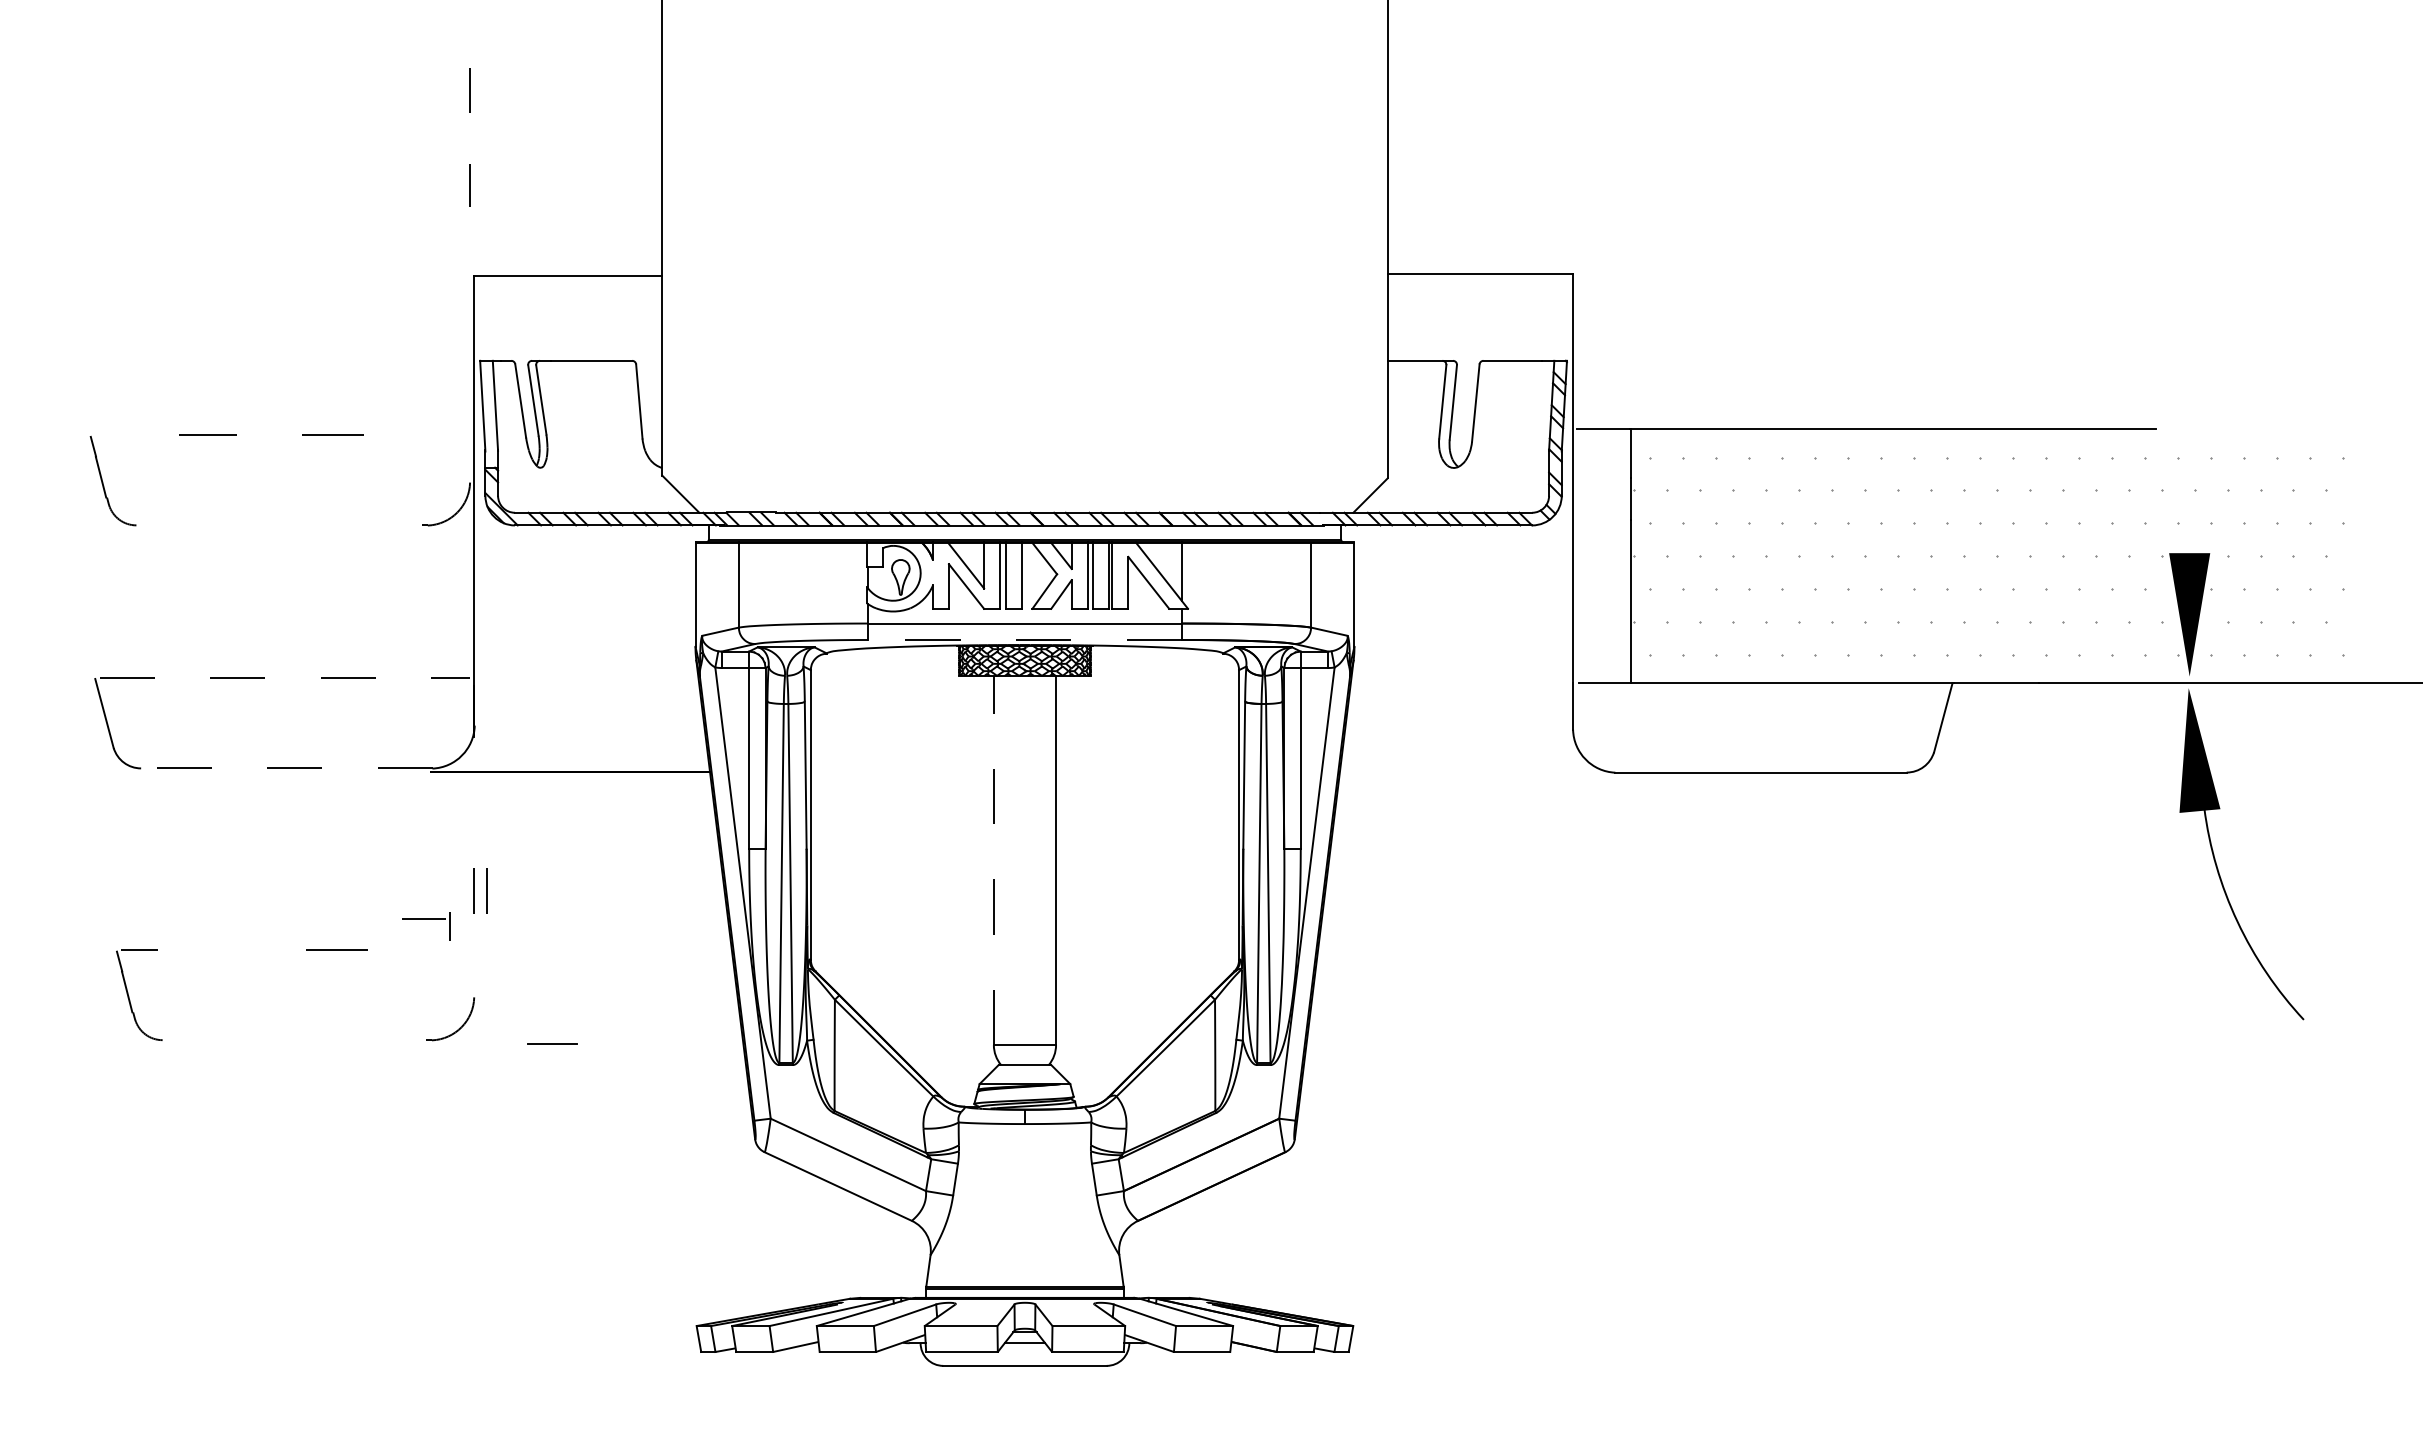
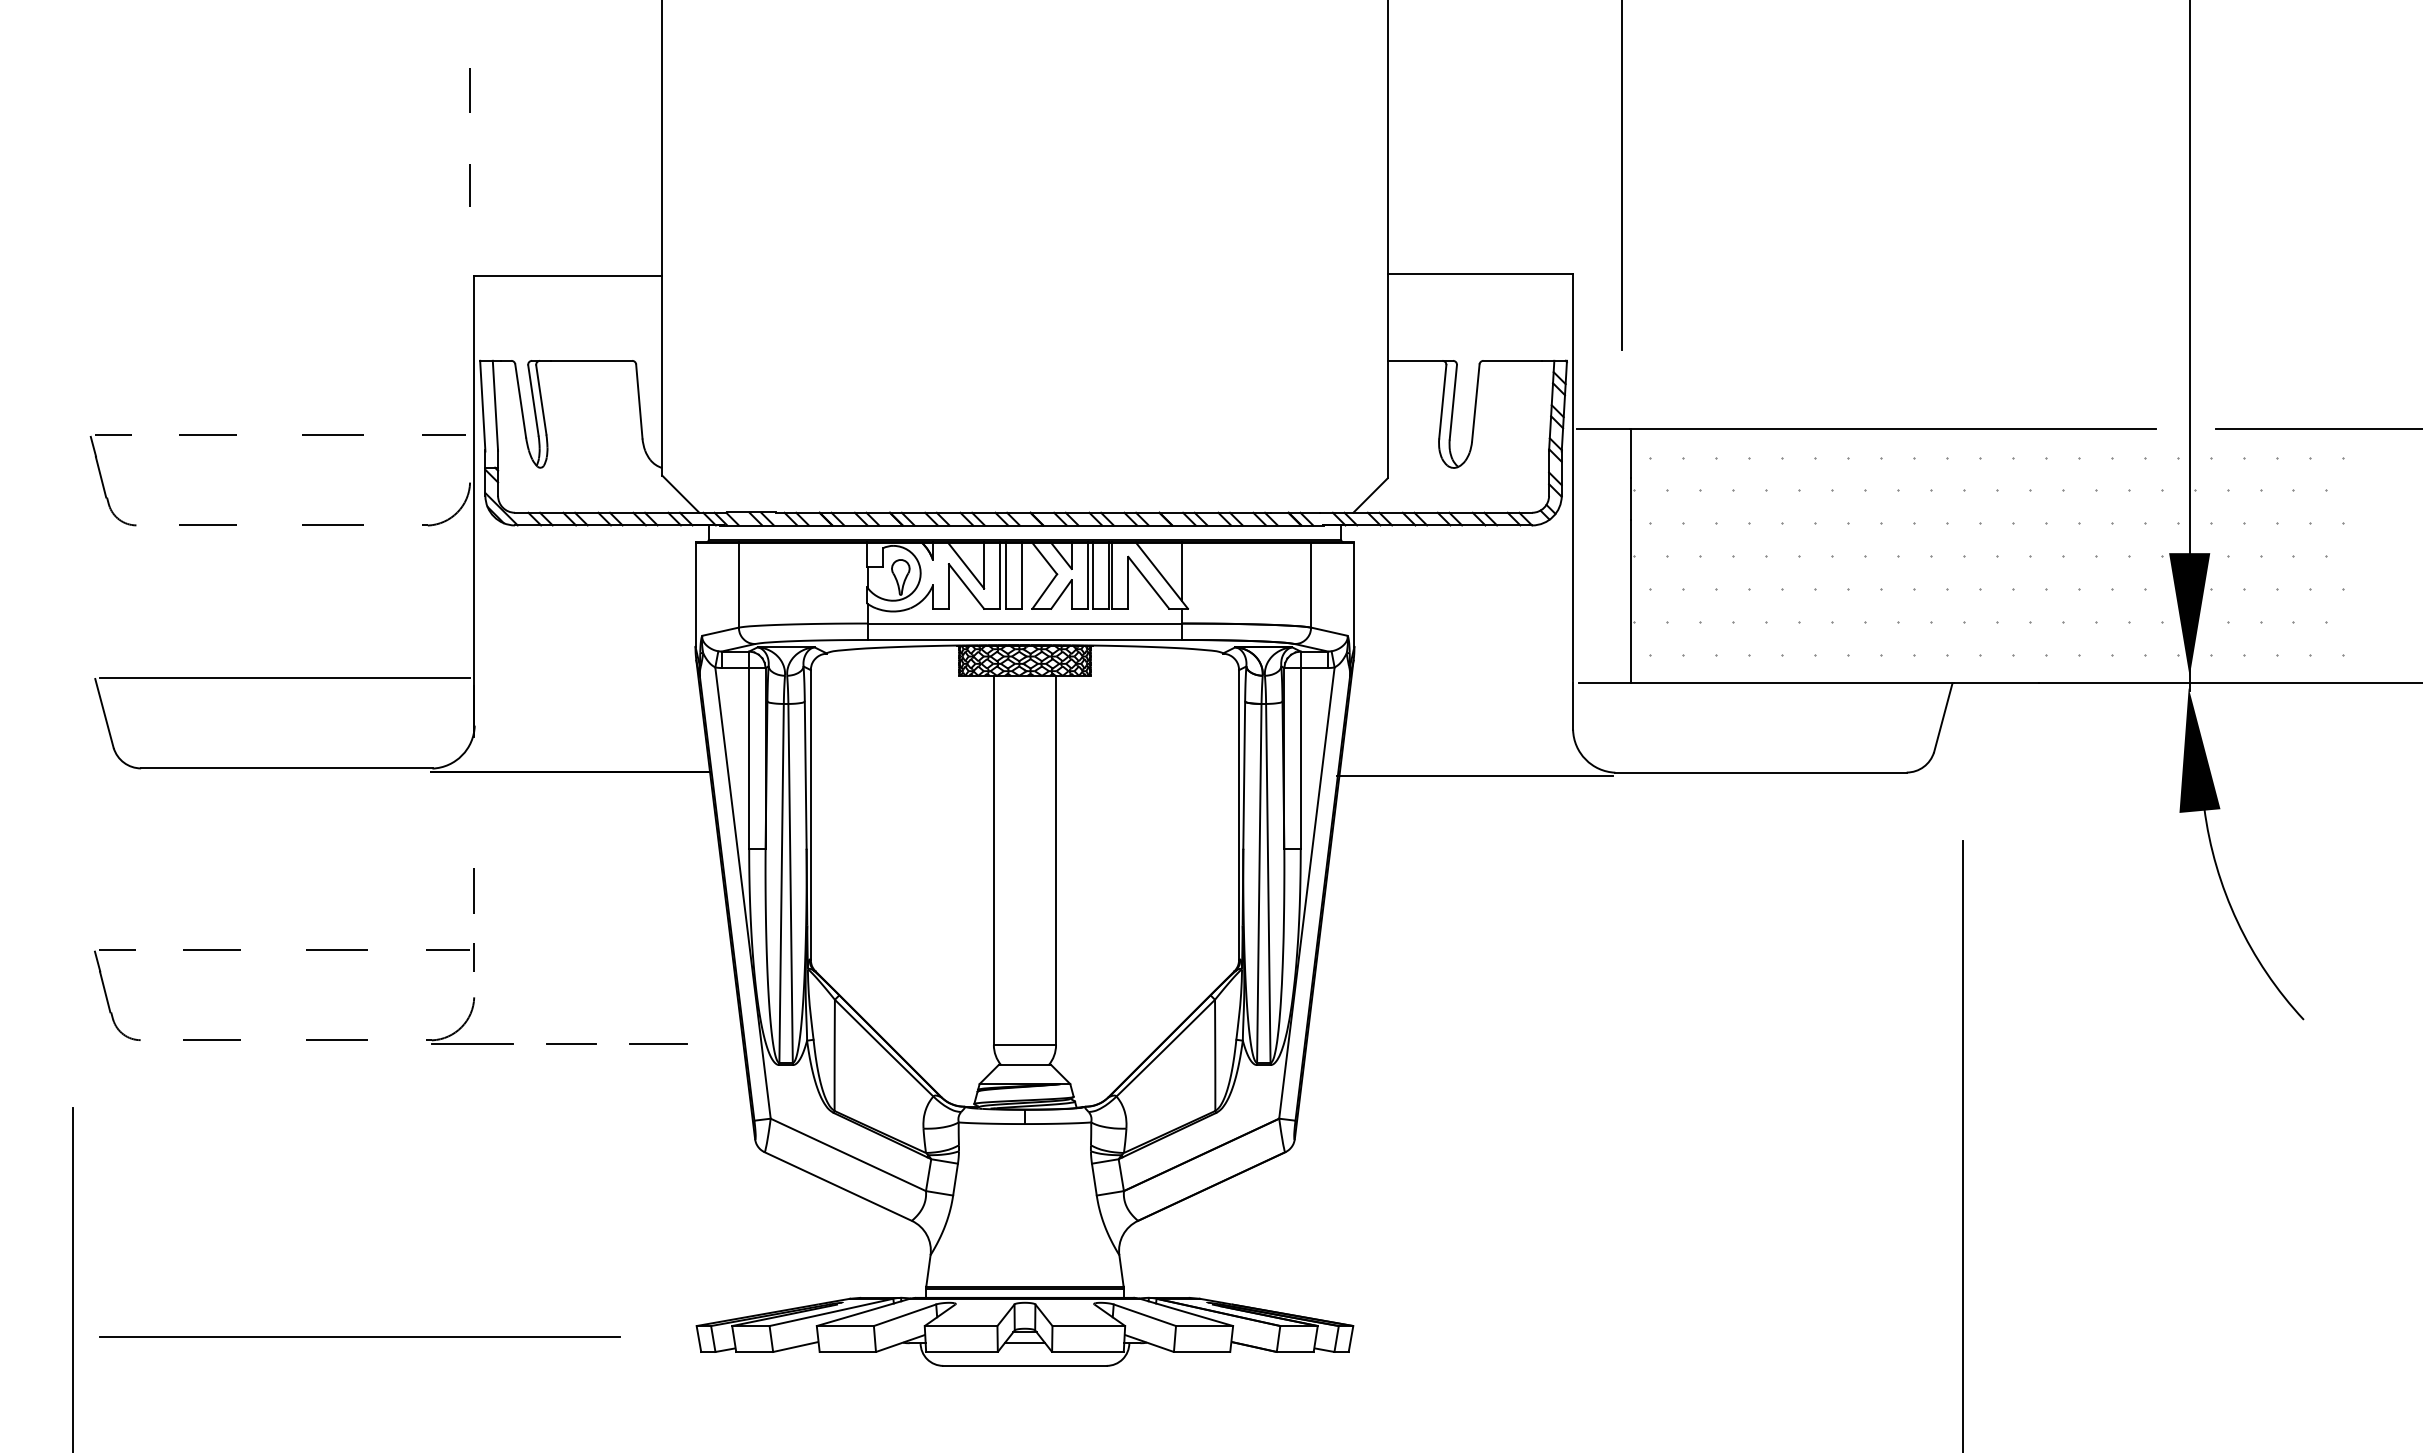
line: none -> present (1621, 175)
line: none -> present (2189, 346)
line: none -> present (2317, 428)
line: none -> present (112, 435)
line: none -> present (443, 435)
line: none -> present (207, 525)
line: none -> present (333, 525)
line: dashed -> solid (1024, 640)
line: dashed -> solid (285, 678)
line: dashed -> solid (287, 768)
line: none -> present (1475, 776)
line: dashed -> solid (993, 860)
line: present -> none (486, 890)
part position: (426, 919) -> (450, 950) (450, 950)
line: none -> present (211, 949)
part position: (129, 996) -> (107, 996) (107, 996)
line: none -> present (211, 1040)
line: none -> present (337, 1040)
line position: (552, 1043) -> (571, 1043) (571, 1043)
line: none -> present (472, 1044)
line: none -> present (657, 1044)
line: none -> present (1963, 1145)
line: none -> present (72, 1278)
line: none -> present (359, 1336)
